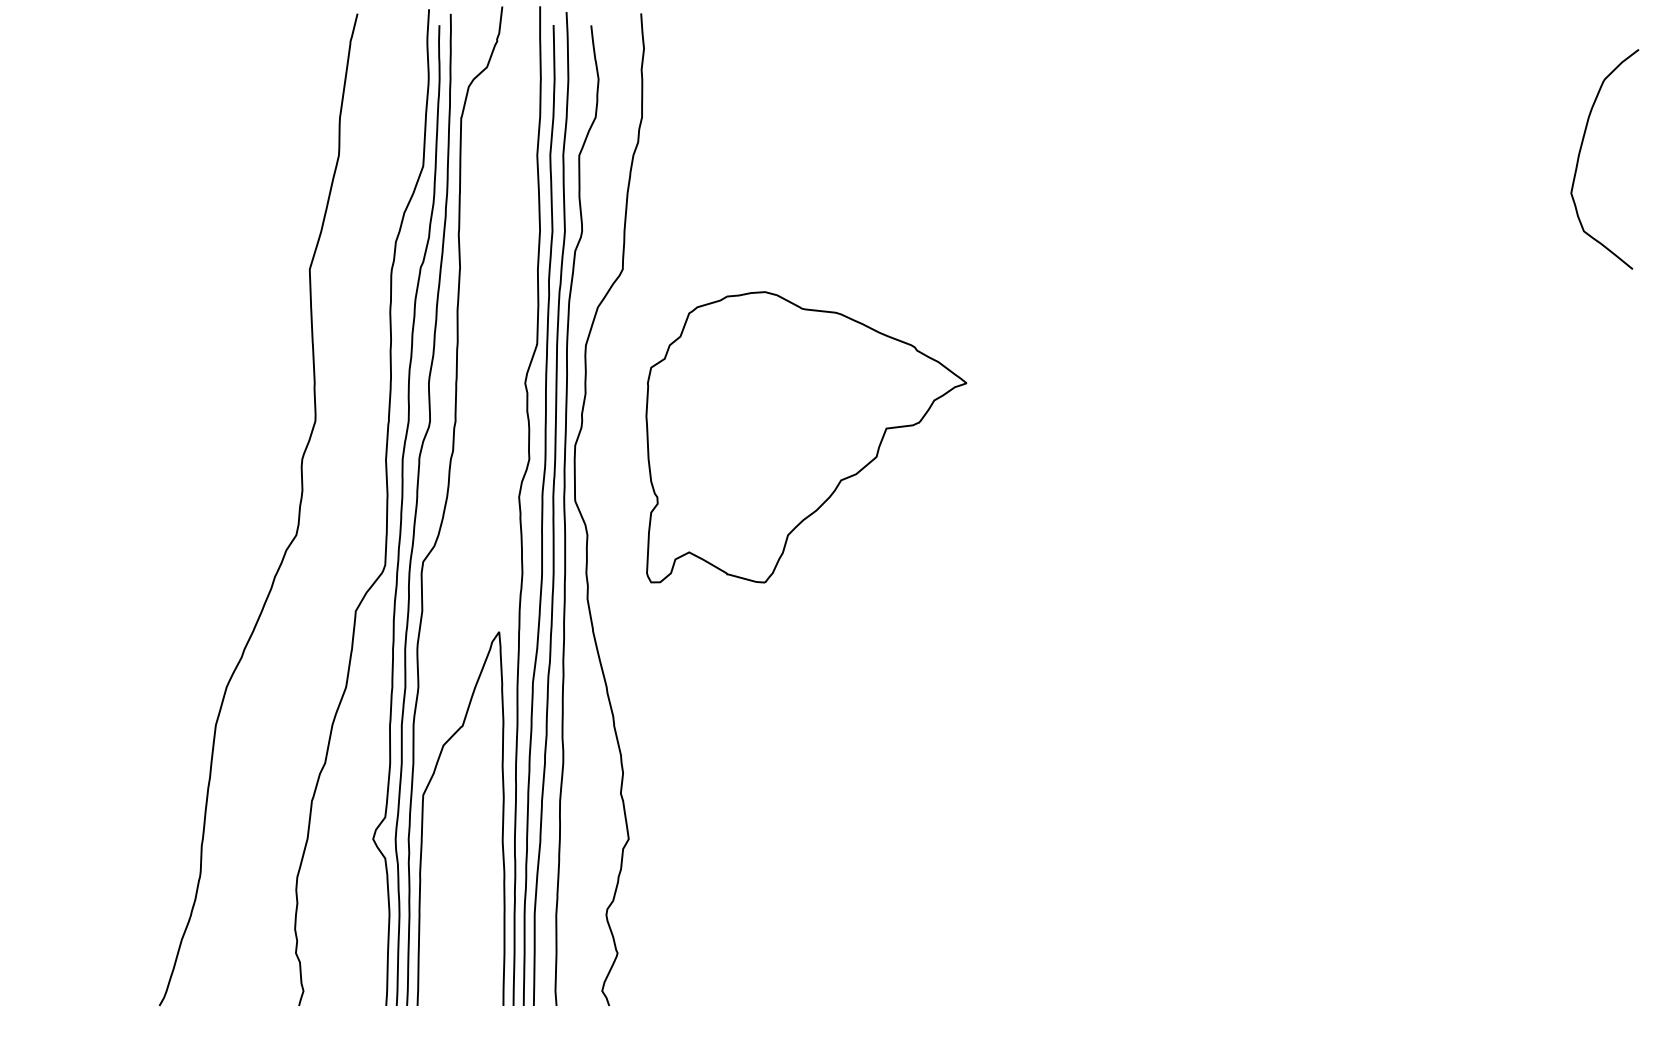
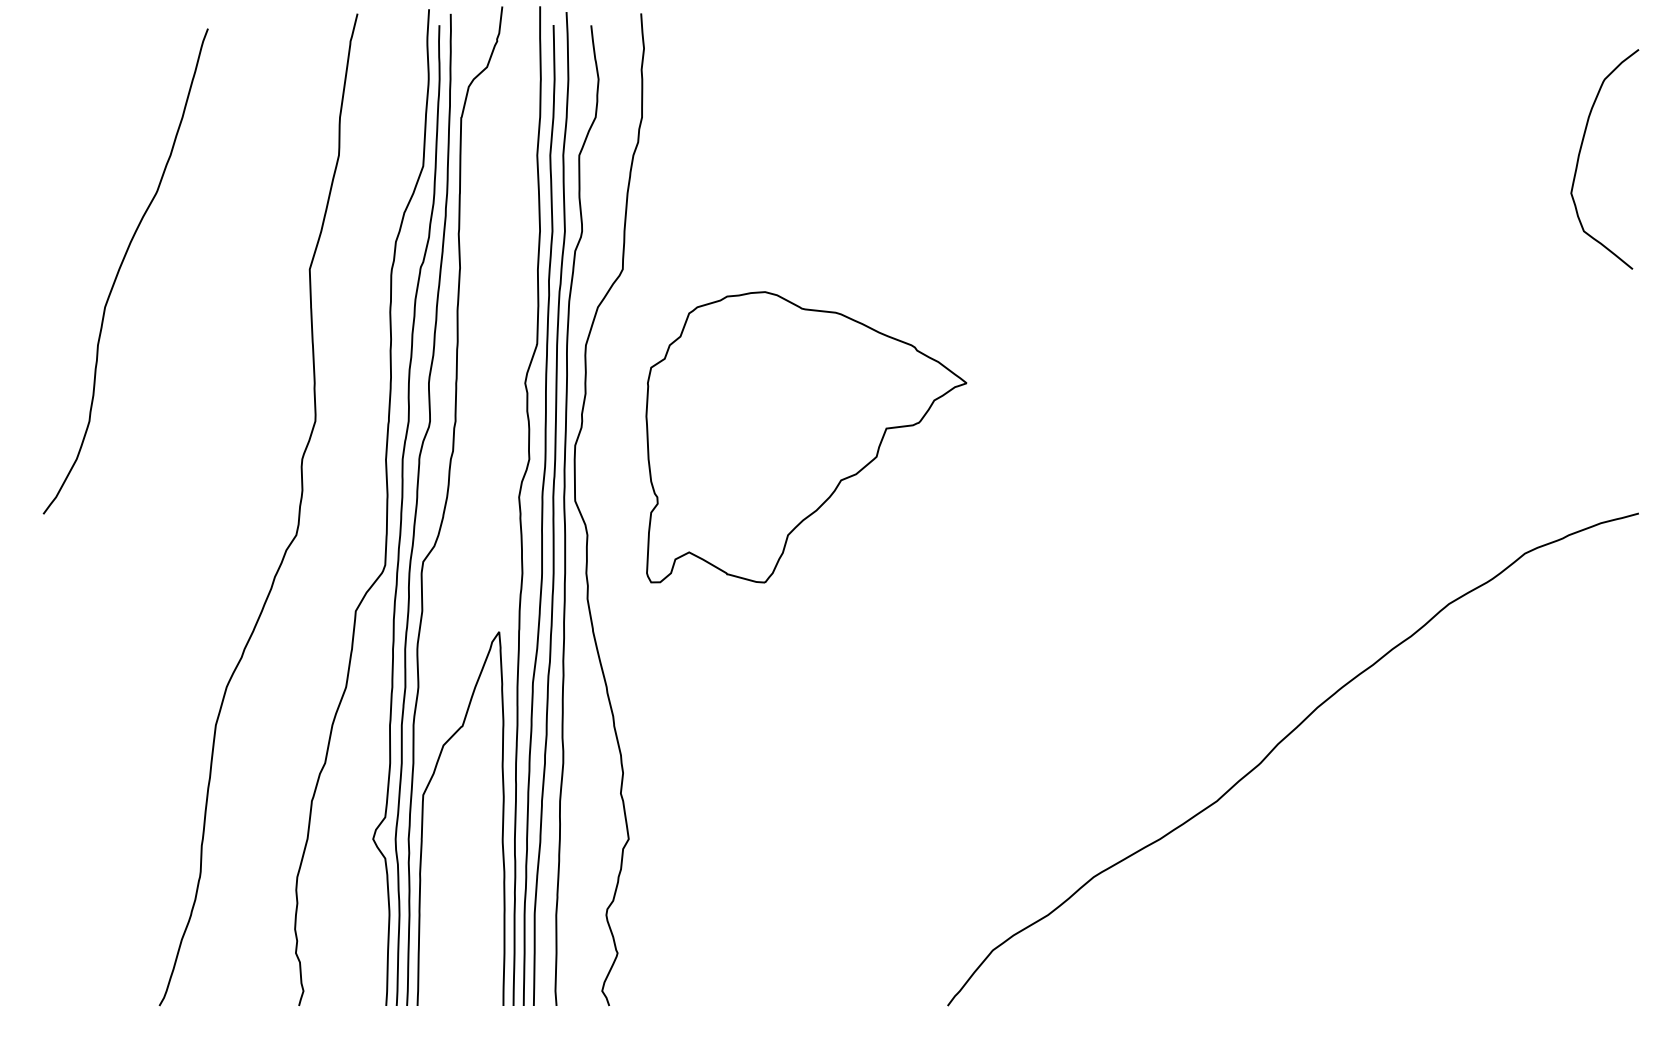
curve: none -> present (120, 269)
curve: none -> present (1278, 745)
